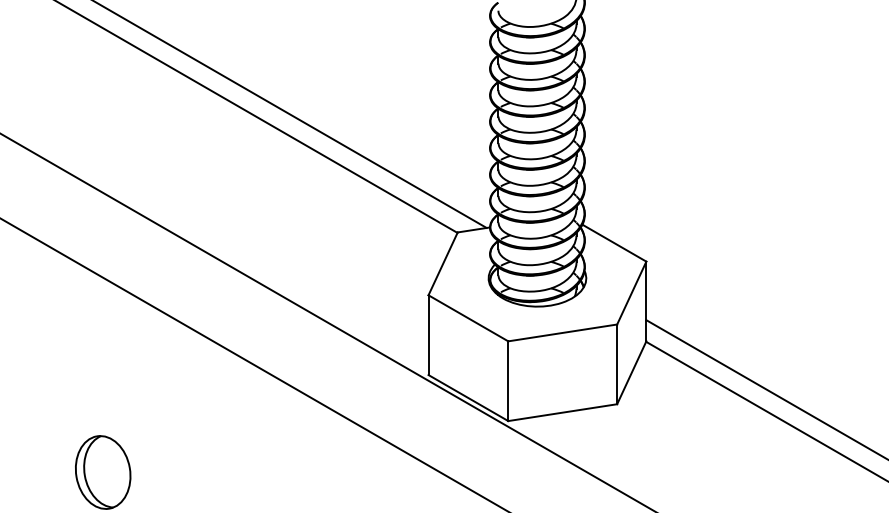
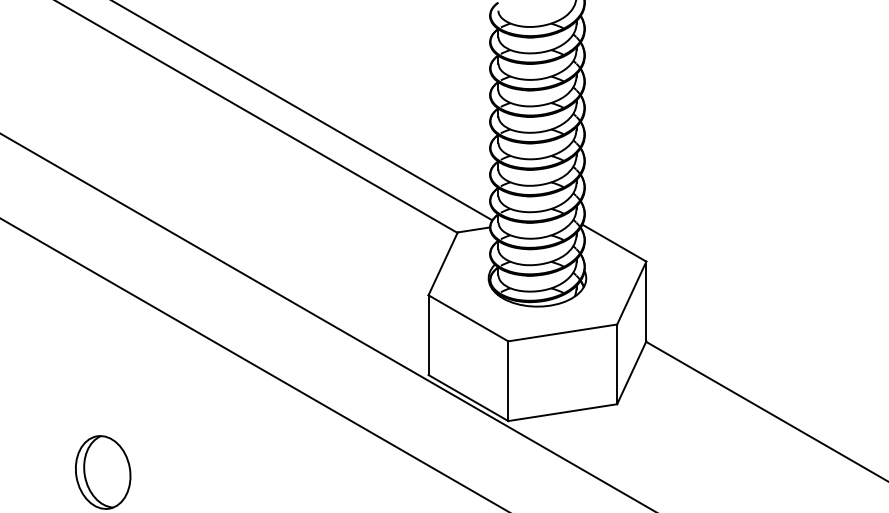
line position: (290, 114) -> (302, 110) (302, 110)
line: present -> none (765, 389)
